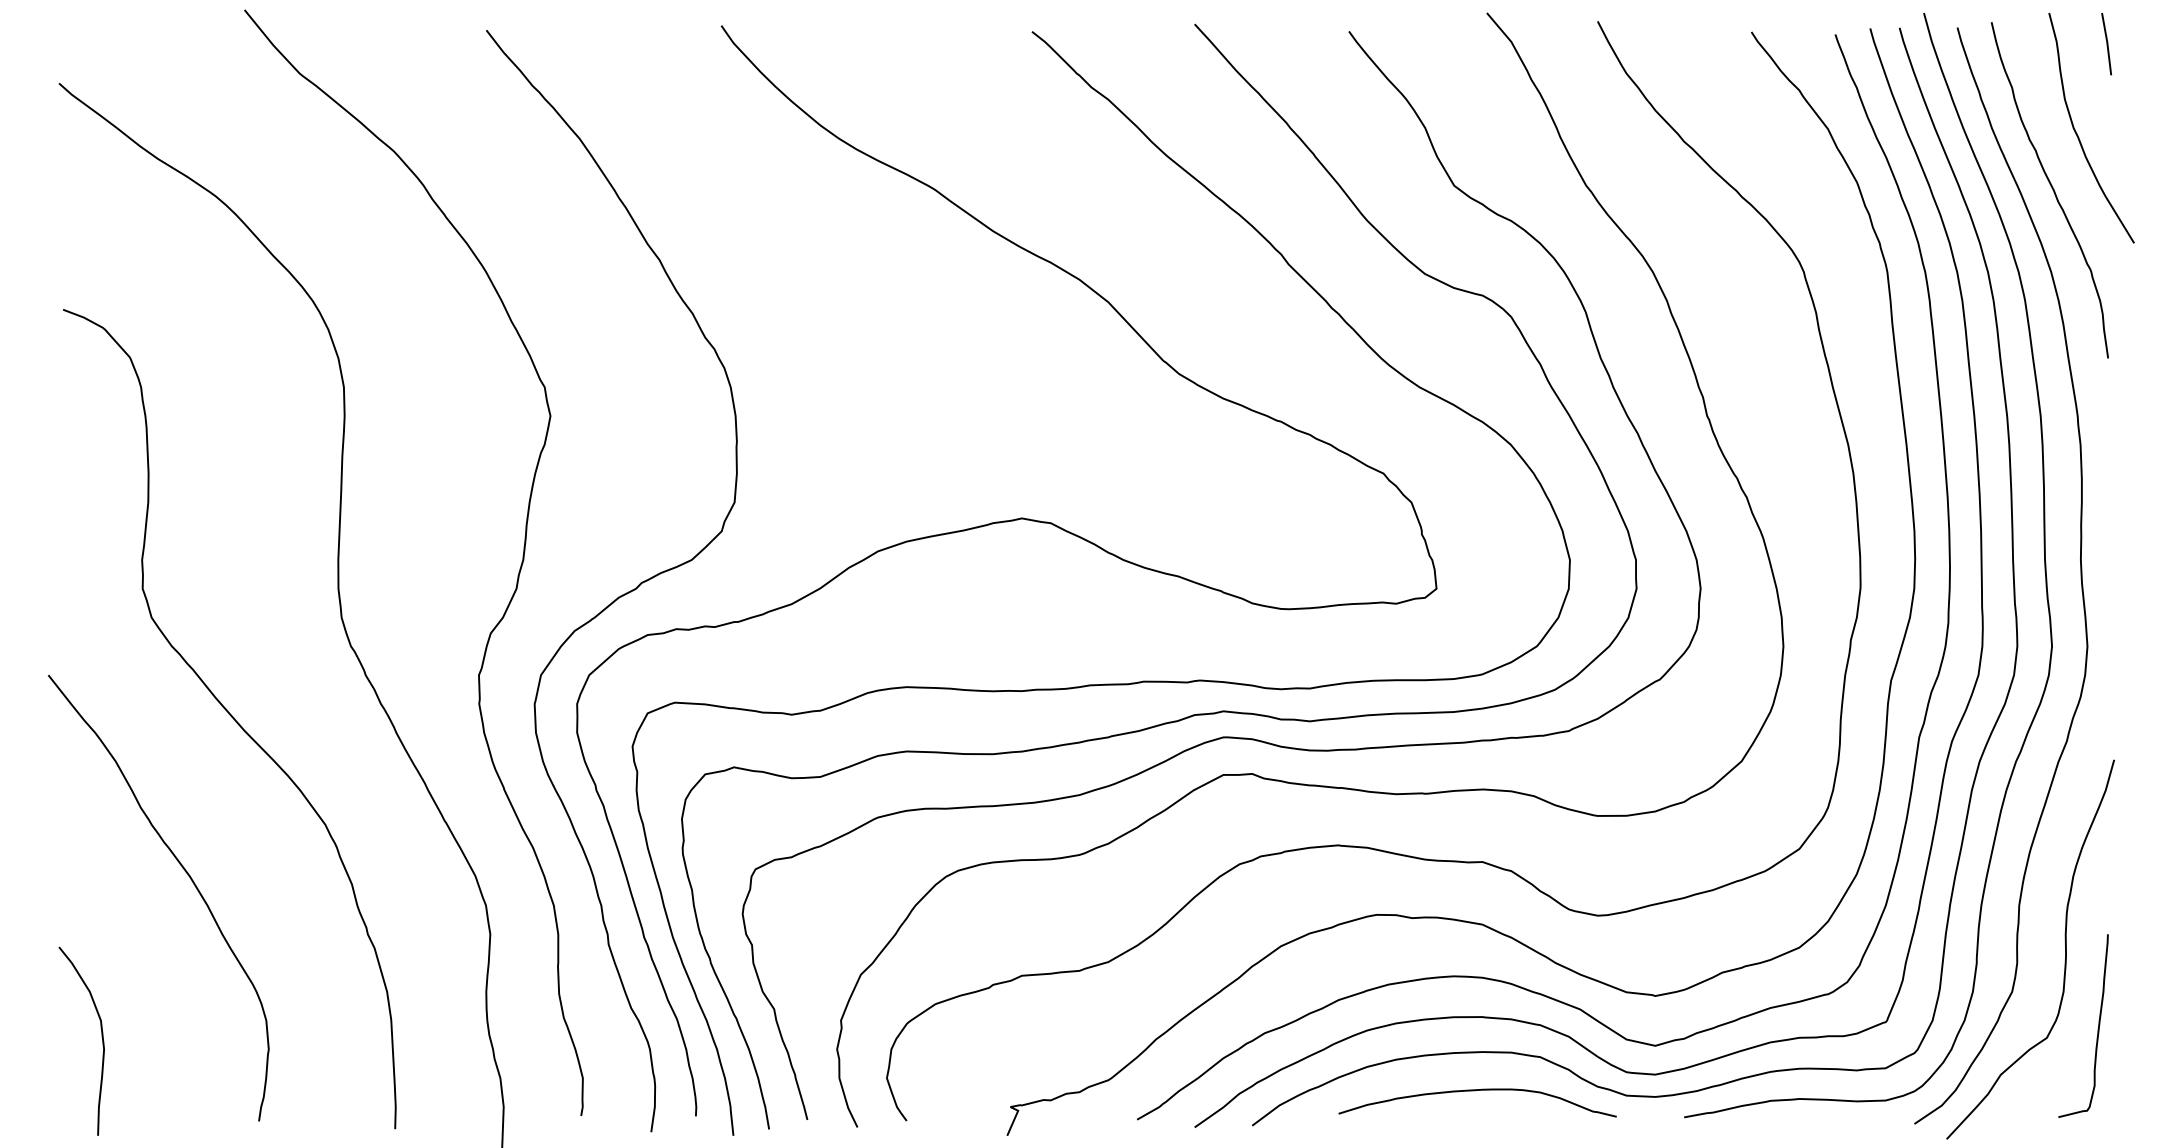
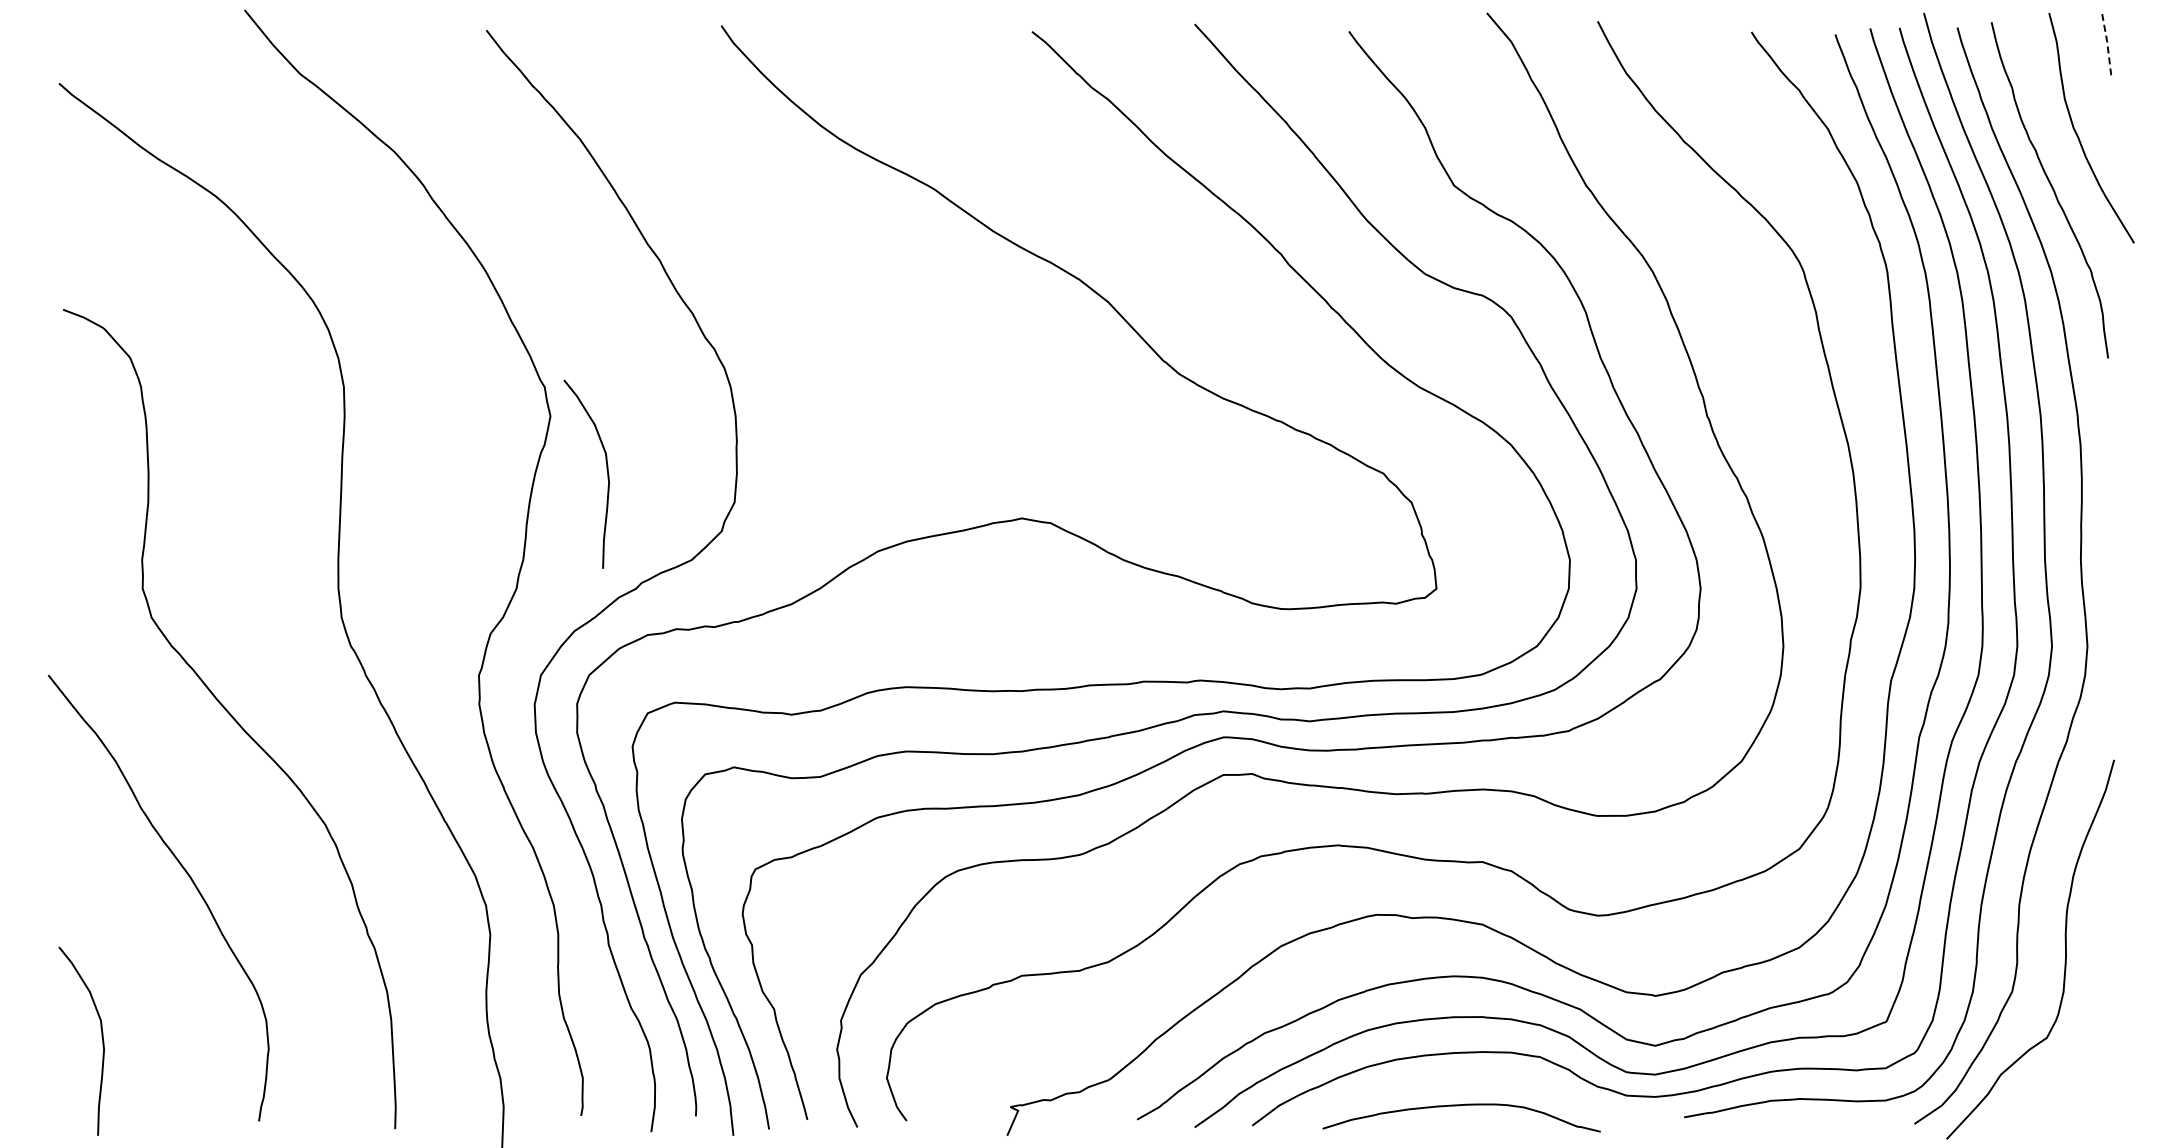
line: solid -> dashed (2107, 42)
curve: none -> present (606, 470)
curve: present -> none (2097, 1028)
curve position: (1475, 1091) -> (1459, 1106) (1459, 1106)
